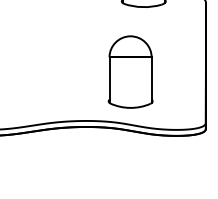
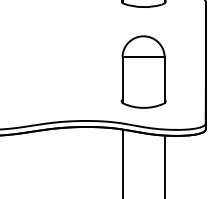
part position: (130, 71) -> (143, 71) (143, 71)
line: none -> present (122, 162)
line: none -> present (164, 165)
